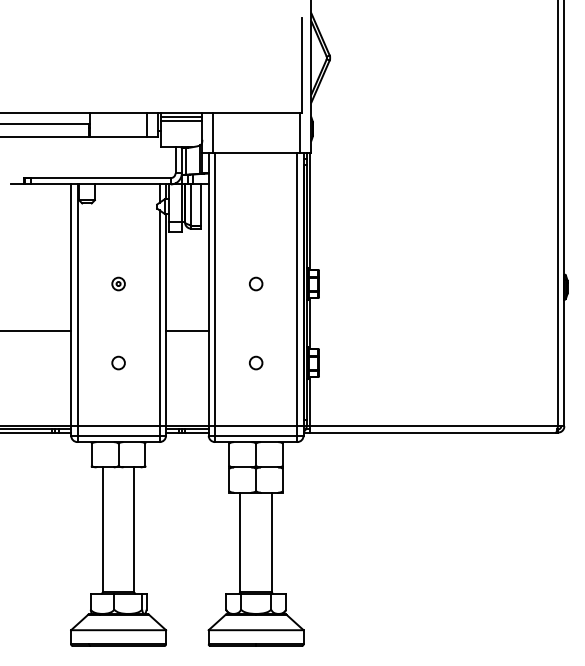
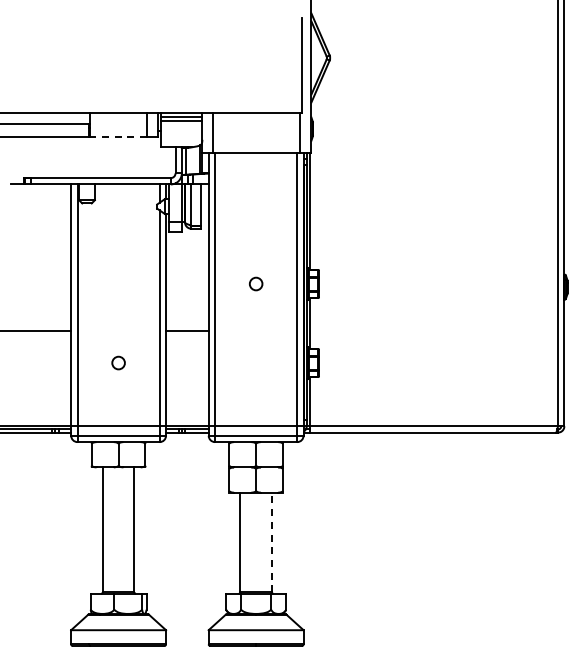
line: solid -> dashed (118, 137)
part: present -> none (118, 283)
circle: present -> none (256, 362)
line: solid -> dashed (271, 542)
